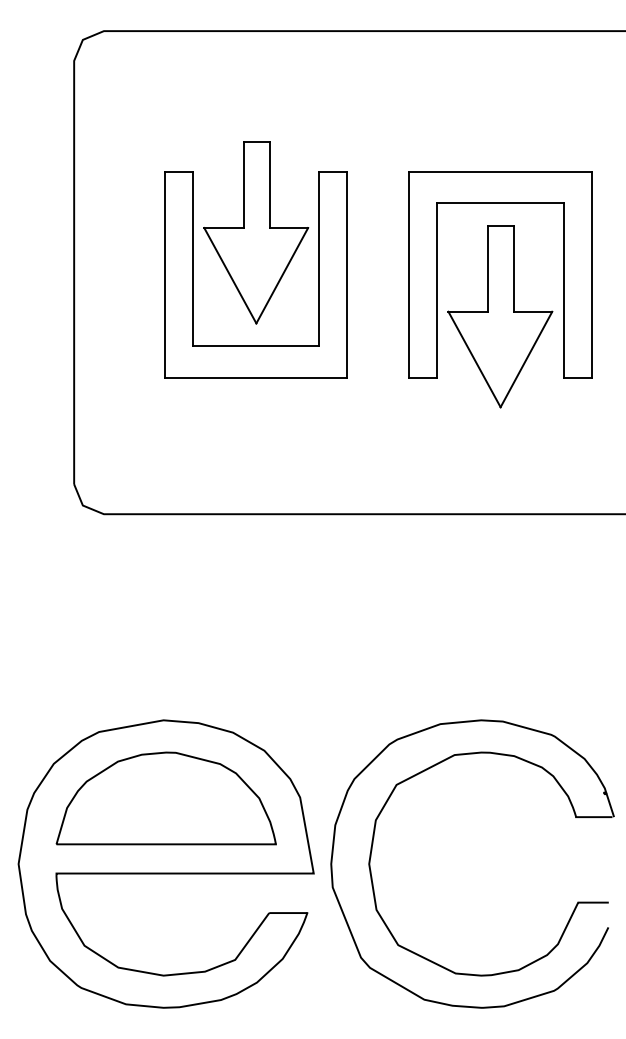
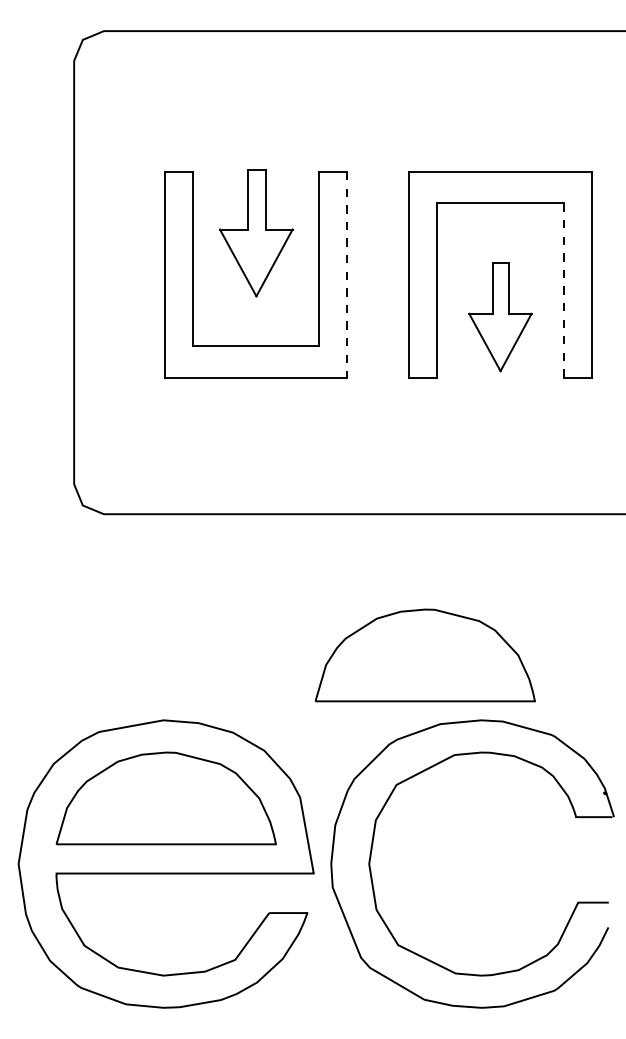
part size: 107x184 px -> 76x129 px (255, 233)
line: solid -> dashed (347, 274)
line: solid -> dashed (563, 289)
part size: 107x184 px -> 65x111 px (500, 317)
part: none -> present (424, 655)
